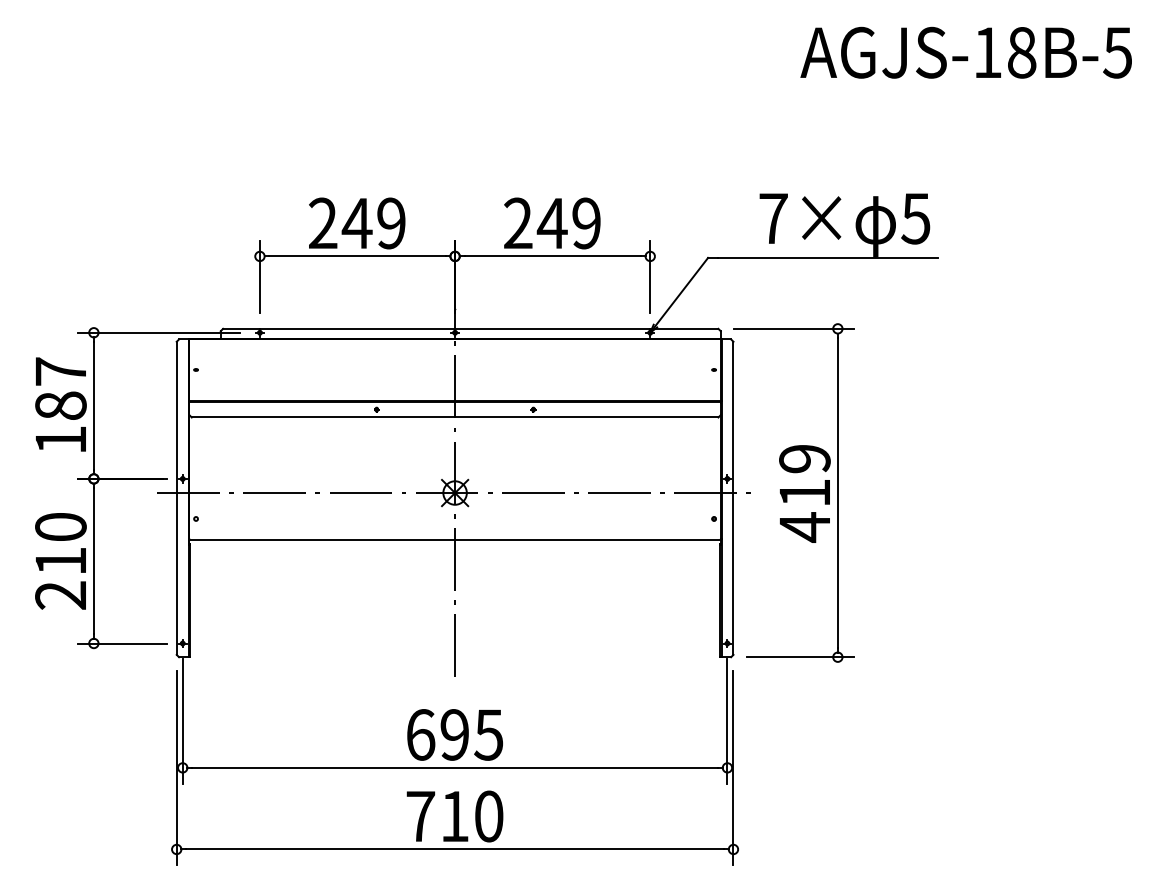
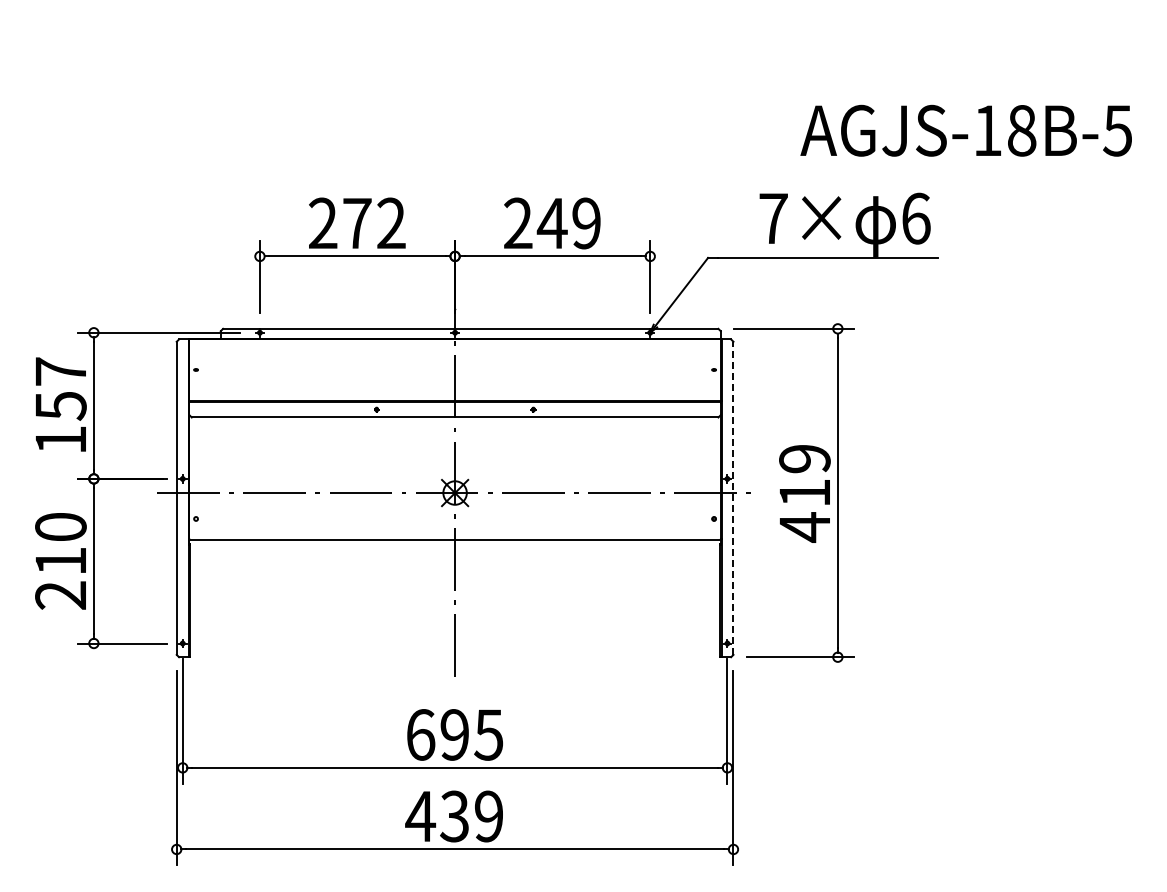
text position: (965, 52) -> (965, 130) (965, 130)
text: 5 -> 6 (915, 218)
text: 249 -> 272 (373, 223)
text: 187 -> 157 (60, 405)
line: solid -> dashed (733, 498)
text: 710 -> 439 (454, 816)
